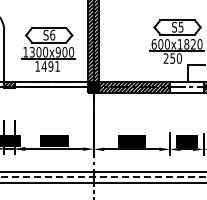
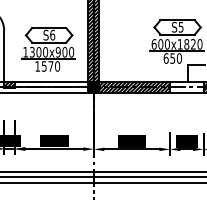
text: 250 -> 650 (165, 58)
text: 1491 -> 1570 (50, 66)
line: none -> present (45, 92)
line: dashed -> solid (103, 177)
